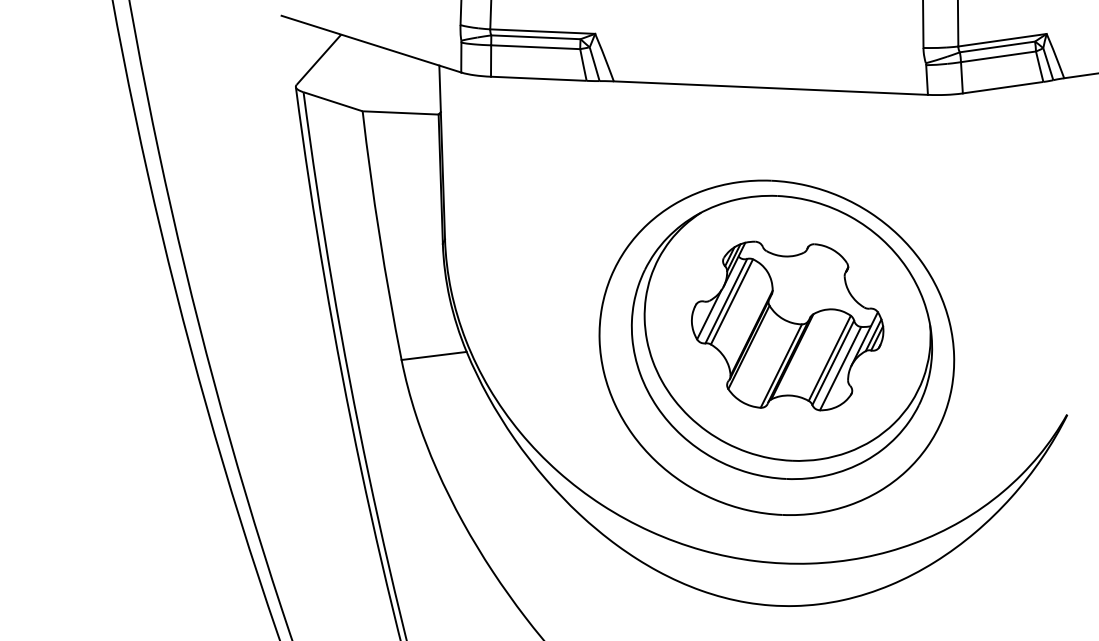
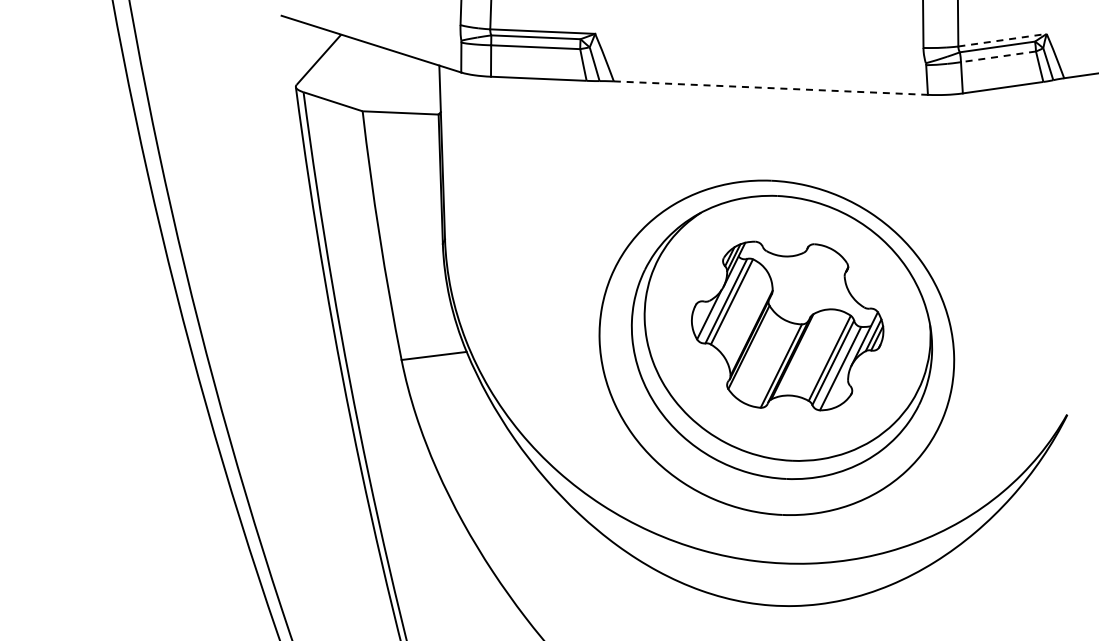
line: solid -> dashed (1002, 40)
line: solid -> dashed (998, 56)
line: solid -> dashed (771, 88)
